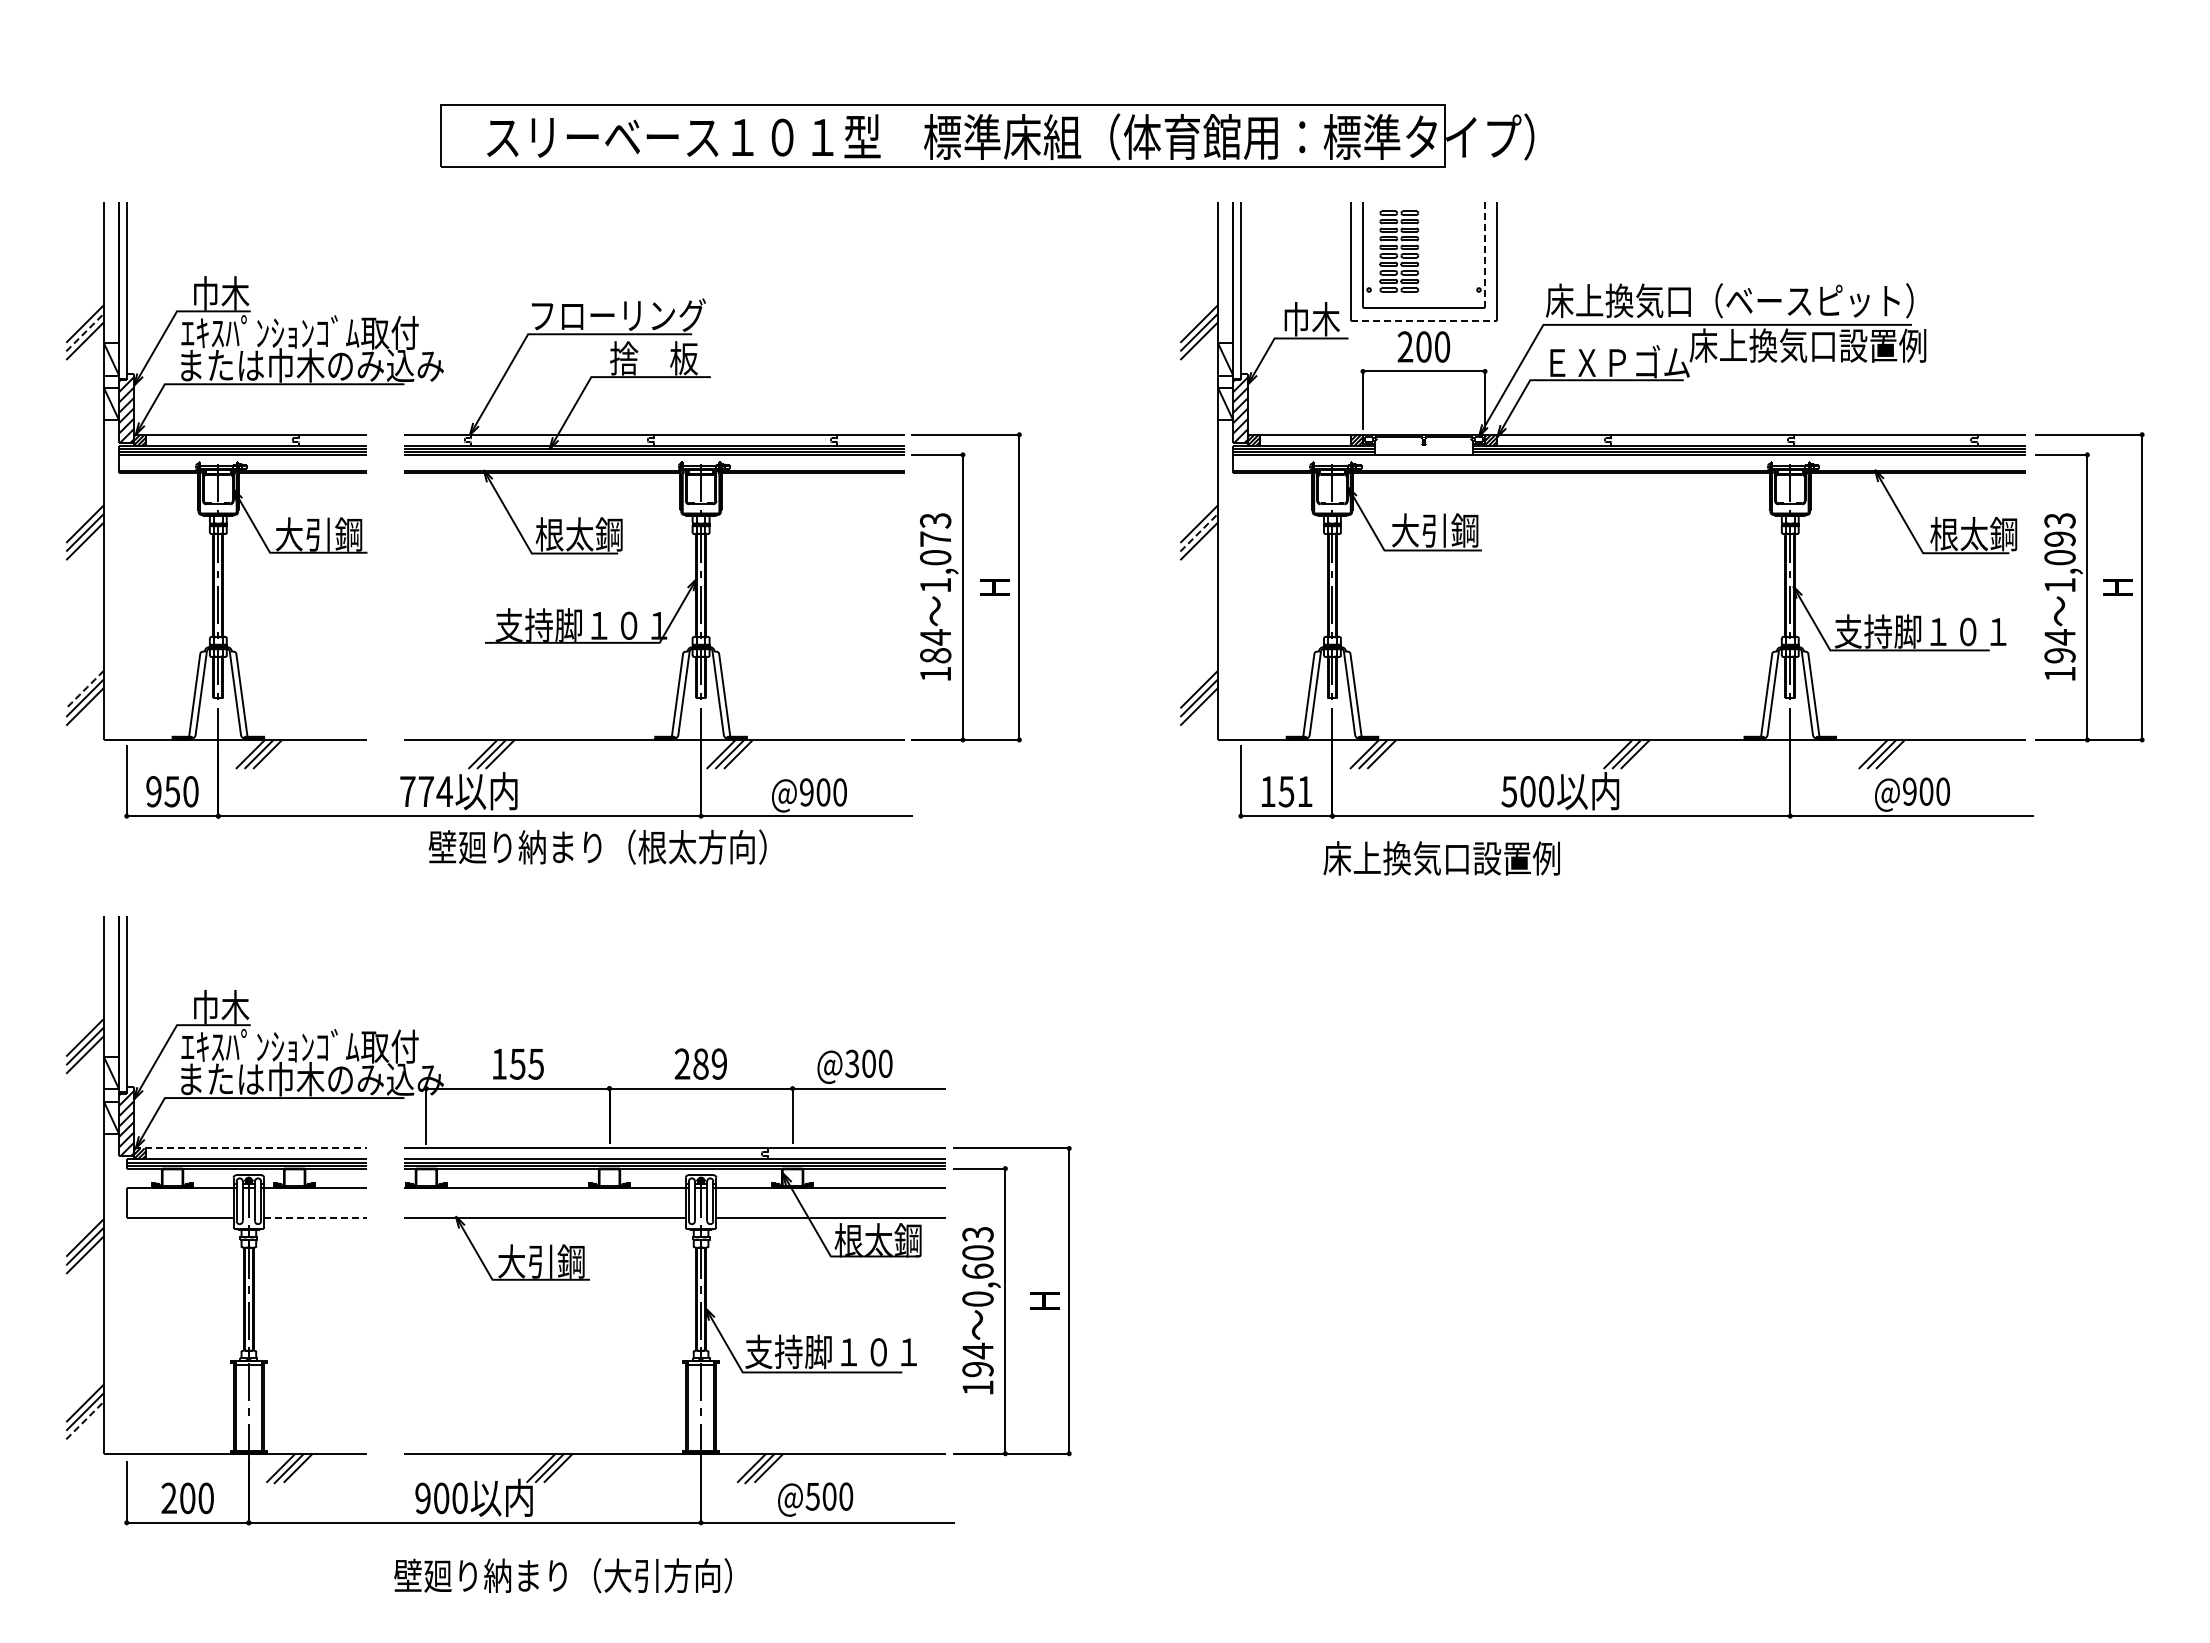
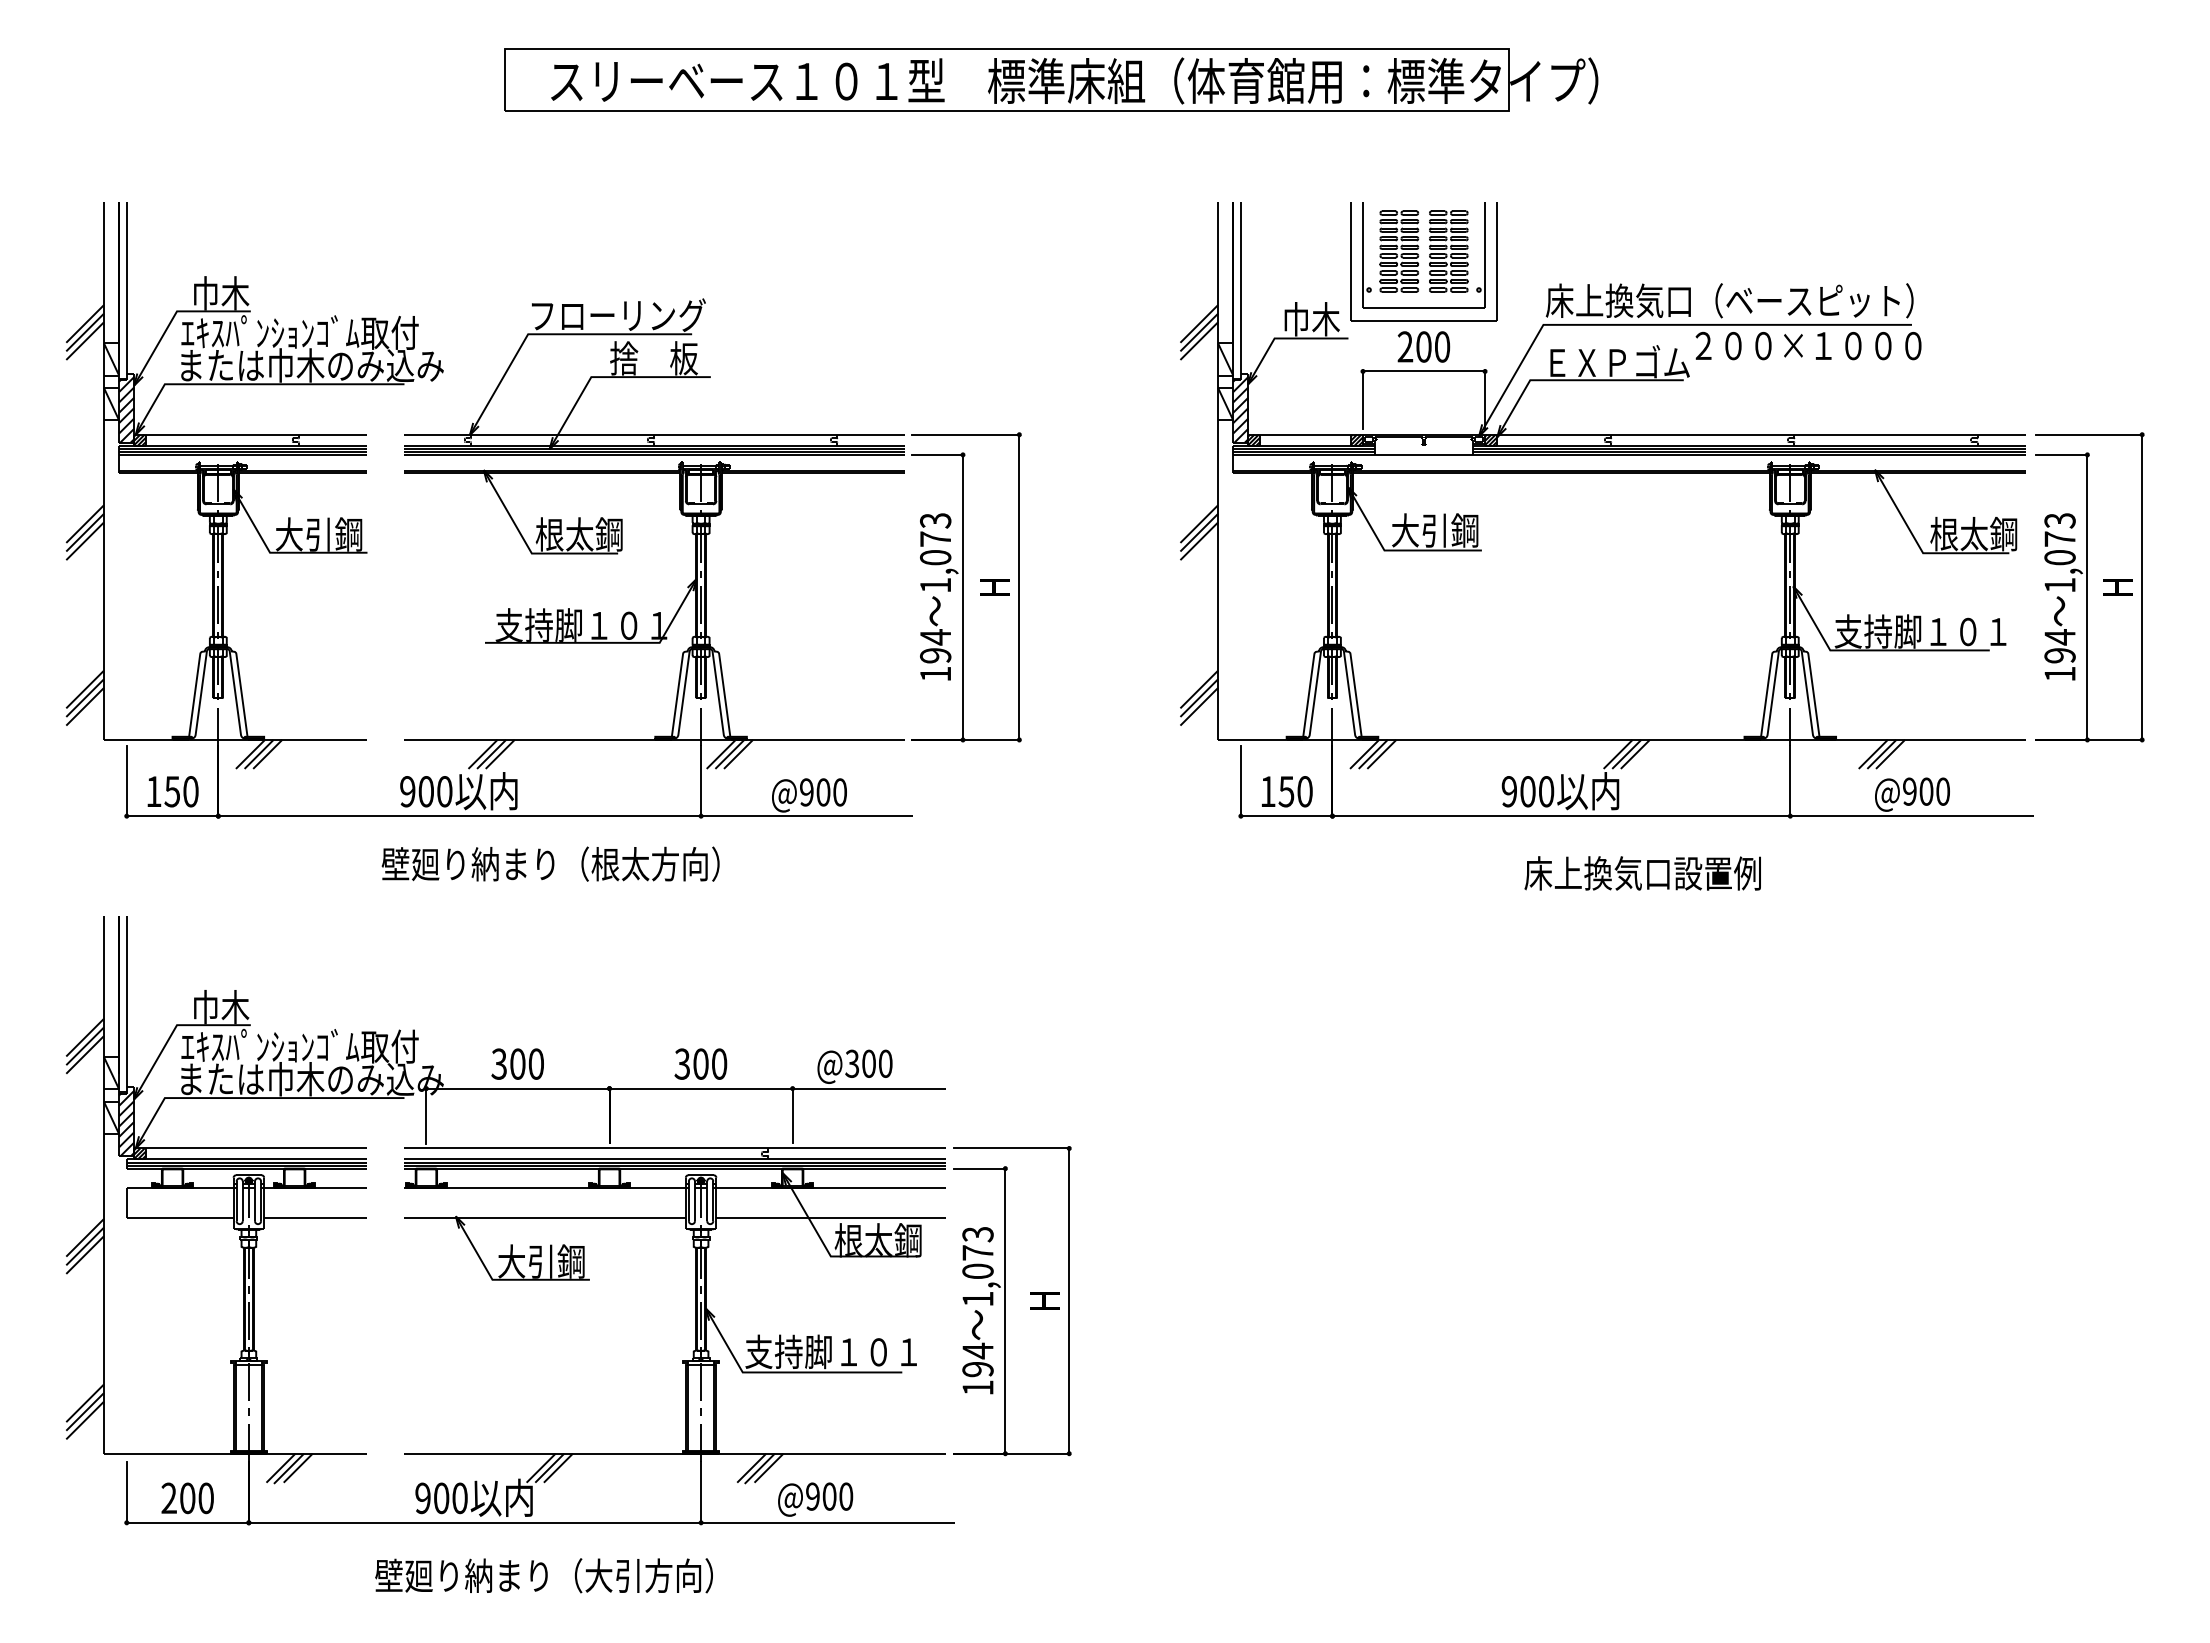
part position: (987, 135) -> (1051, 79) (1051, 79)
part: none -> present (1448, 251)
line: dashed -> solid (1485, 254)
line: dashed -> solid (1424, 320)
line: dashed -> solid (85, 332)
text: 床上換気口設置例 -> ２００×１０００ (1807, 345)
line: dashed -> solid (1199, 532)
text: 1,093 -> 1,073 (2059, 538)
text: 184 -> 194 (935, 655)
line: dashed -> solid (85, 689)
text: 950 -> 150 (153, 791)
text: 774 -> 900 (426, 791)
text: 151 -> 150 (1304, 791)
text: 500 -> 900 (1508, 791)
text position: (597, 846) -> (550, 863) (550, 863)
text position: (1441, 858) -> (1642, 873) (1642, 873)
text: 155 -> 300 (517, 1063)
text: 289 -> 300 (700, 1063)
line: dashed -> solid (250, 1148)
line: dashed -> solid (315, 1218)
text: 0,603 -> 1,073 (977, 1275)
line: dashed -> solid (85, 1420)
text: @500 -> @900 (812, 1496)
text position: (562, 1575) -> (543, 1575) (543, 1575)
